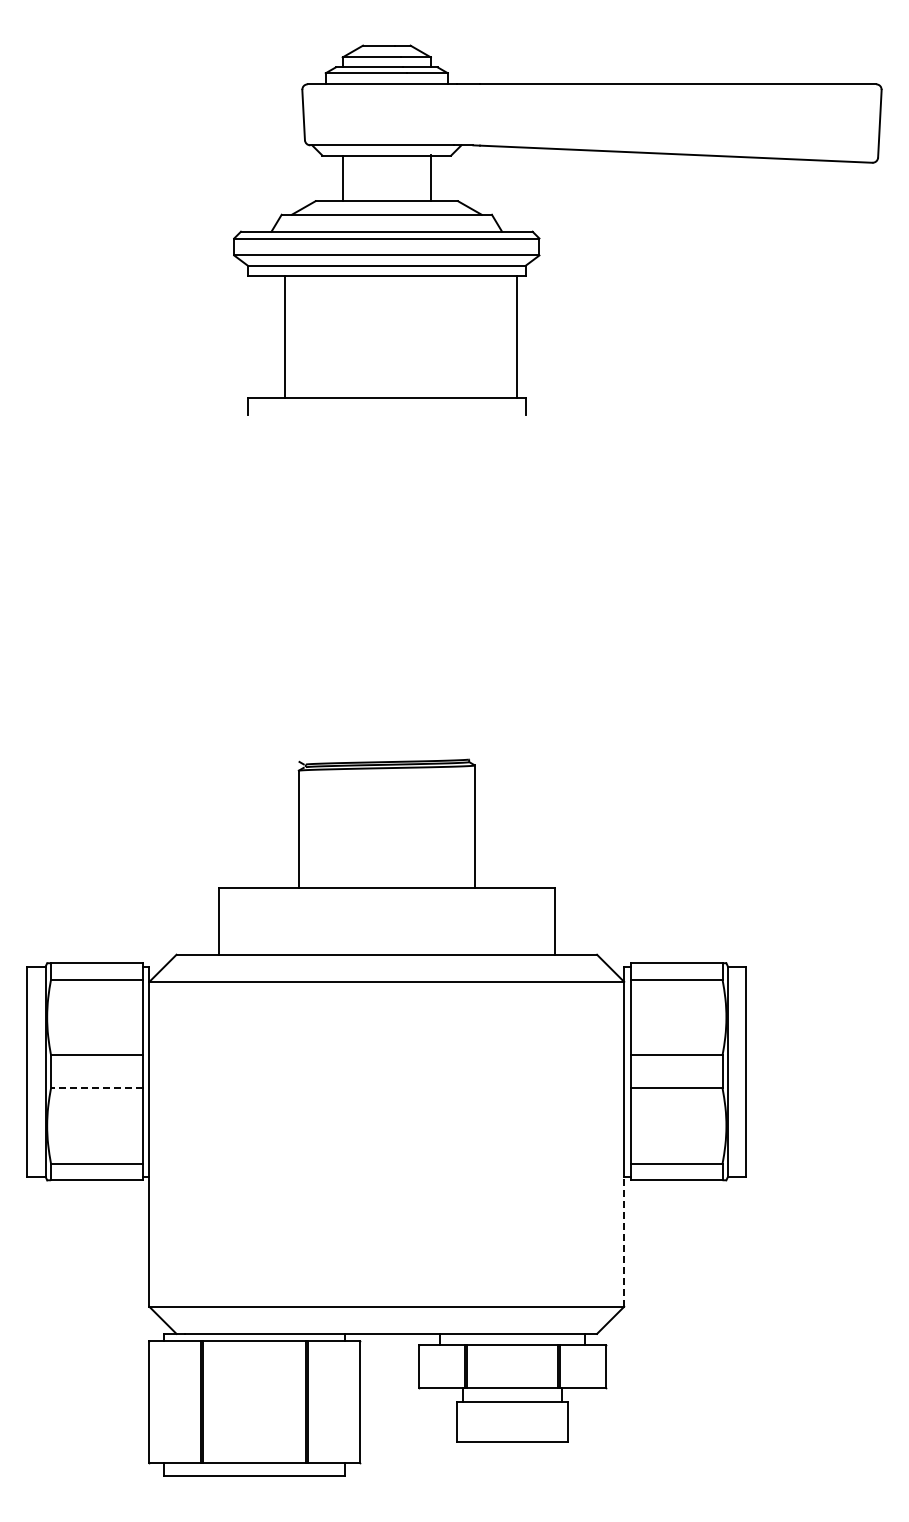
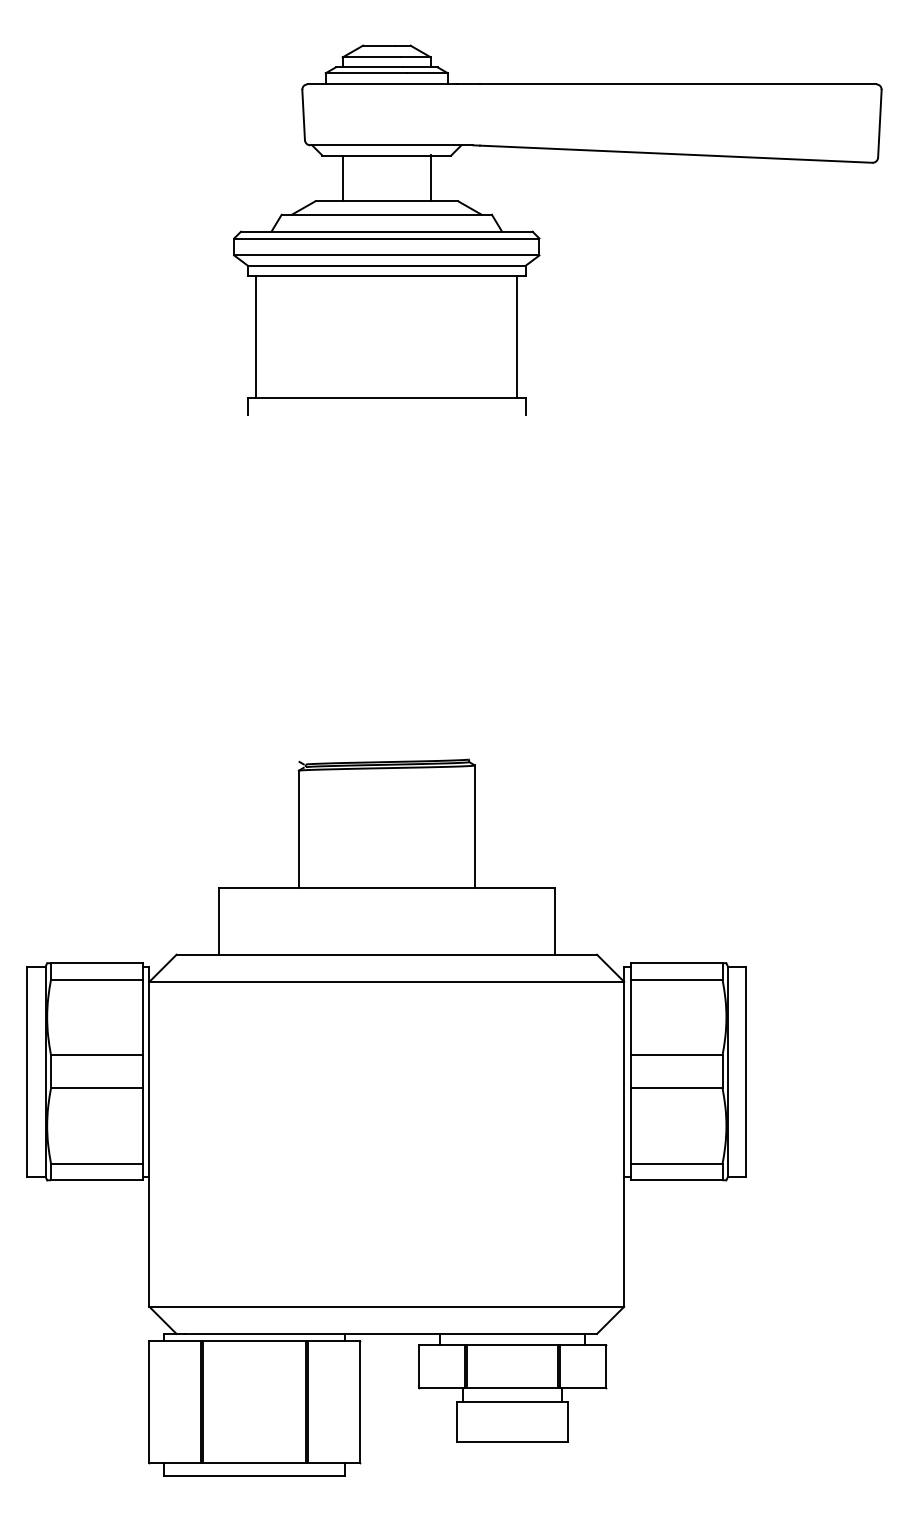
line position: (285, 336) -> (256, 336) (256, 336)
line: dashed -> solid (96, 1088)
line: dashed -> solid (624, 1241)
